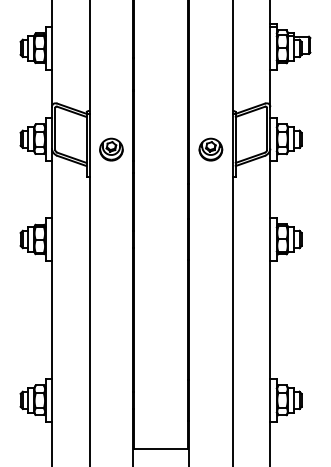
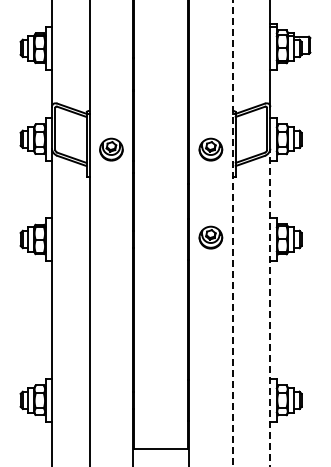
line: solid -> dashed (232, 233)
part: none -> present (210, 237)
line: solid -> dashed (270, 307)
